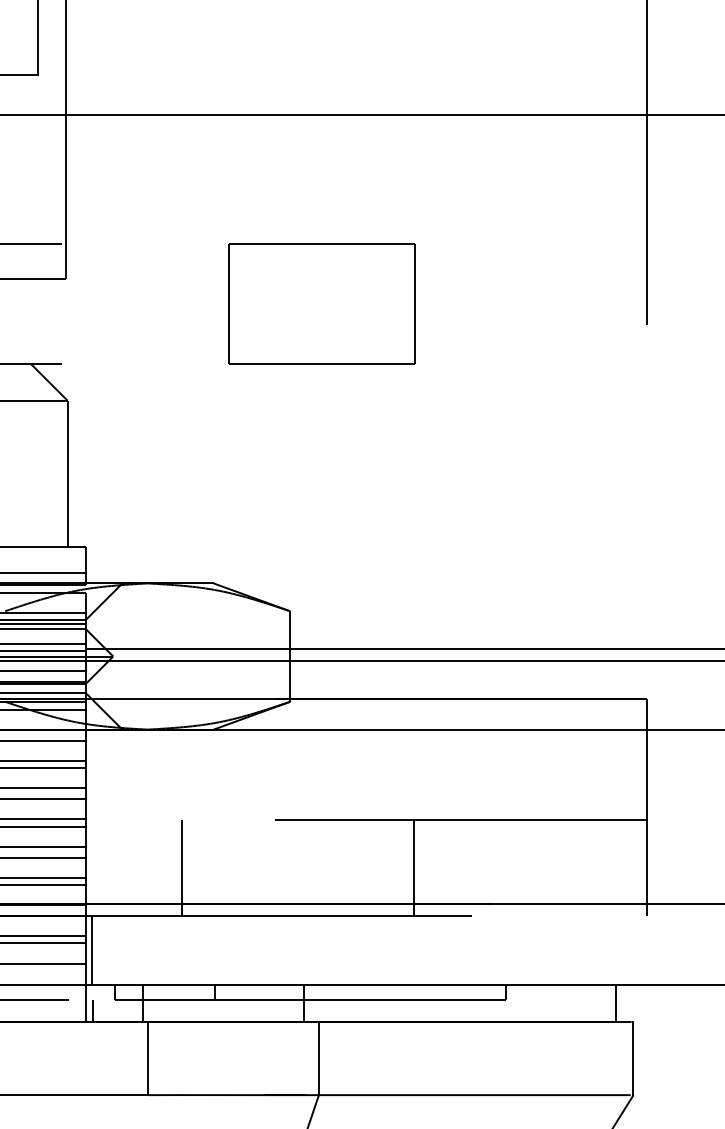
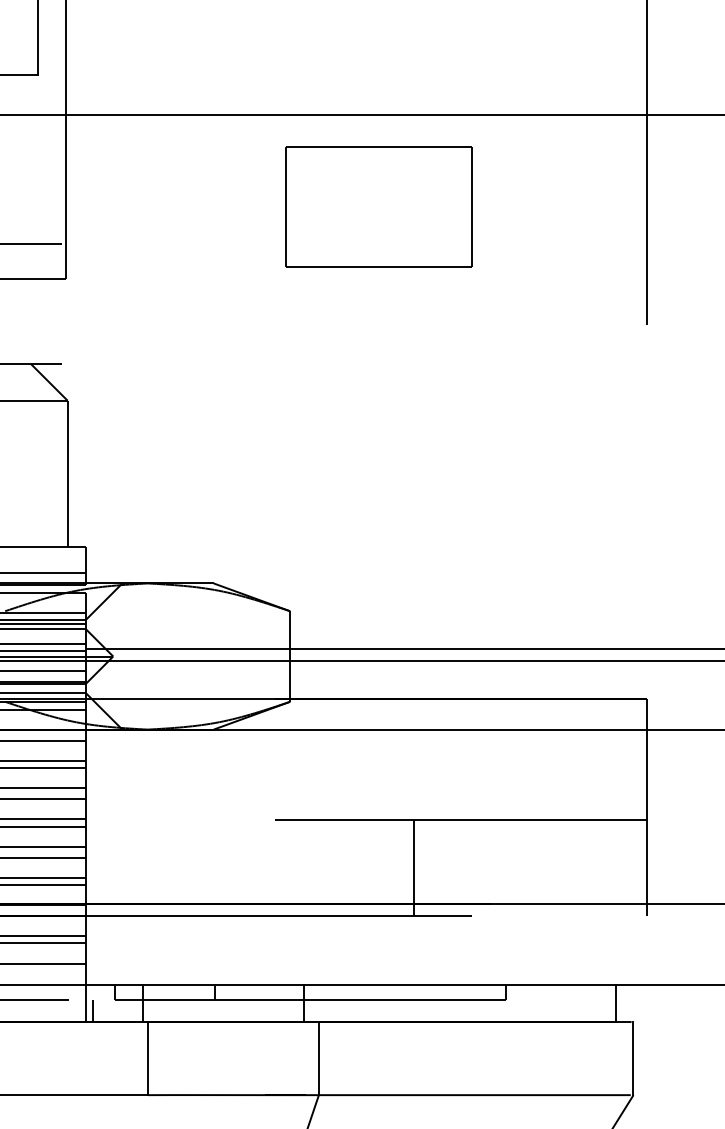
part position: (321, 303) -> (378, 206) (378, 206)
line: present -> none (182, 867)
line: present -> none (92, 950)
